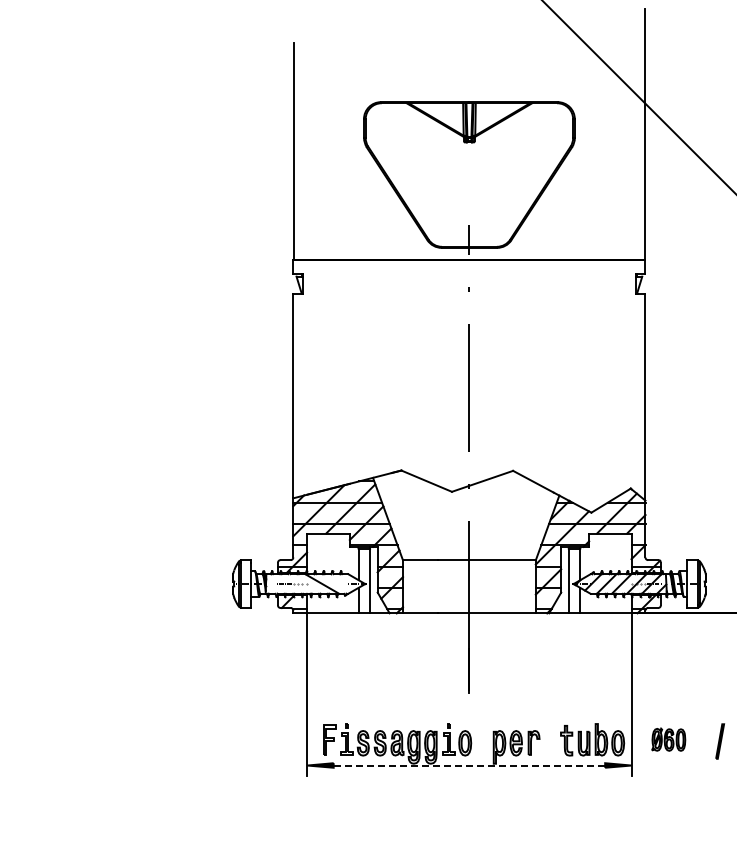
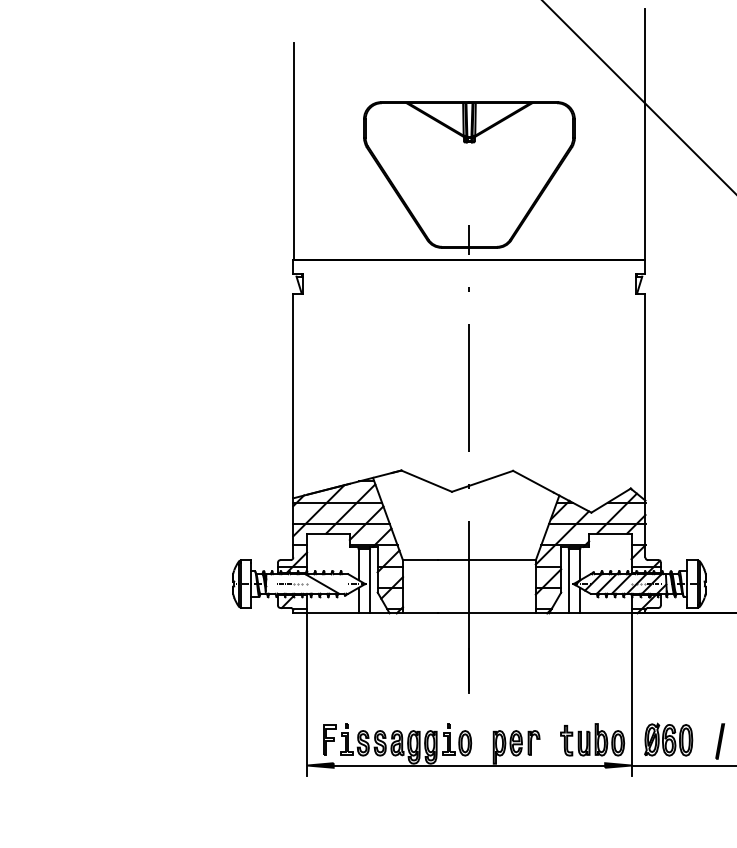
part size: 36x25 px -> 50x35 px (668, 739)
line: dashed -> solid (469, 765)
line: none -> present (682, 765)
